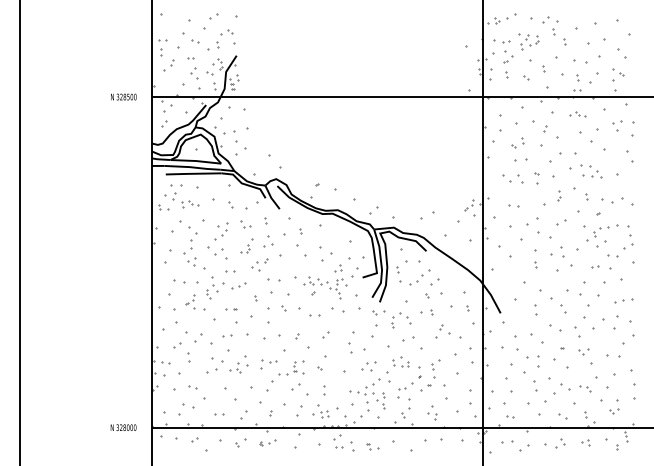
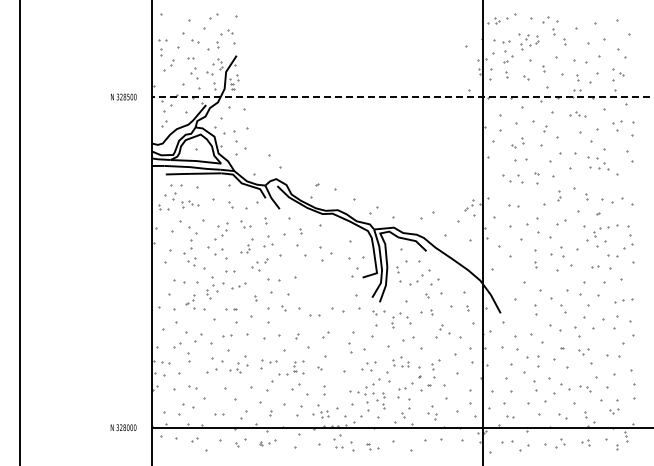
line: solid -> dashed (402, 97)
part position: (591, 171) -> (598, 163) (598, 163)
part: present -> none (325, 281)
